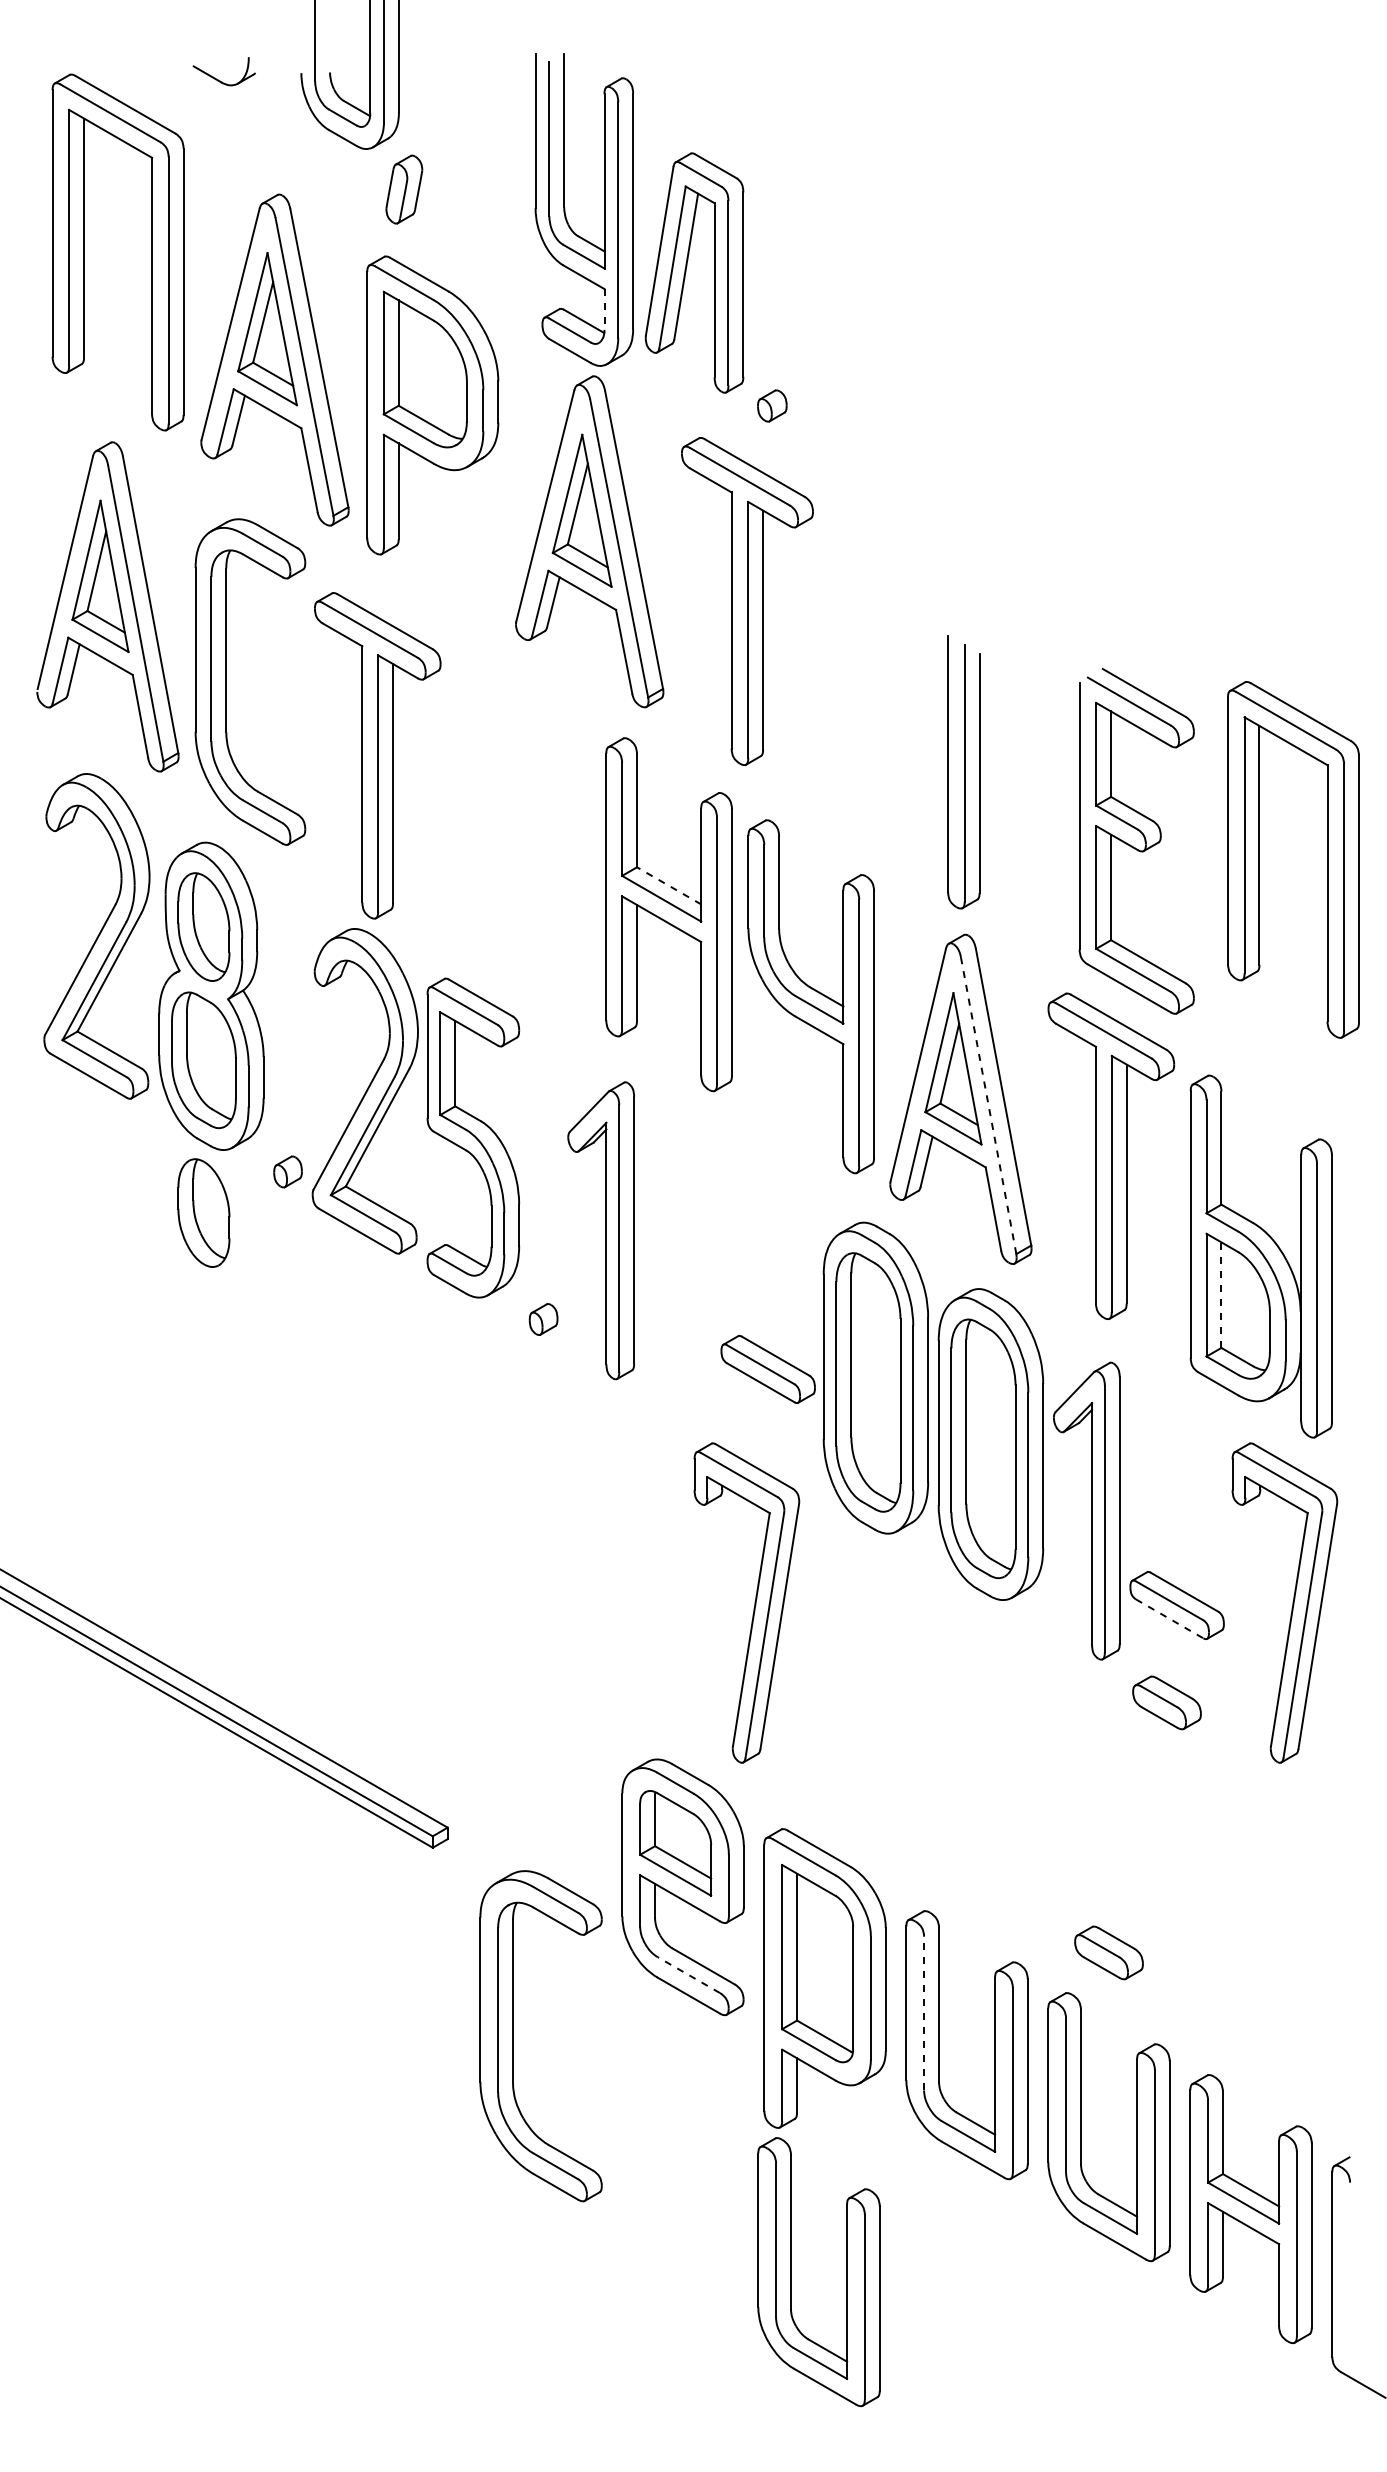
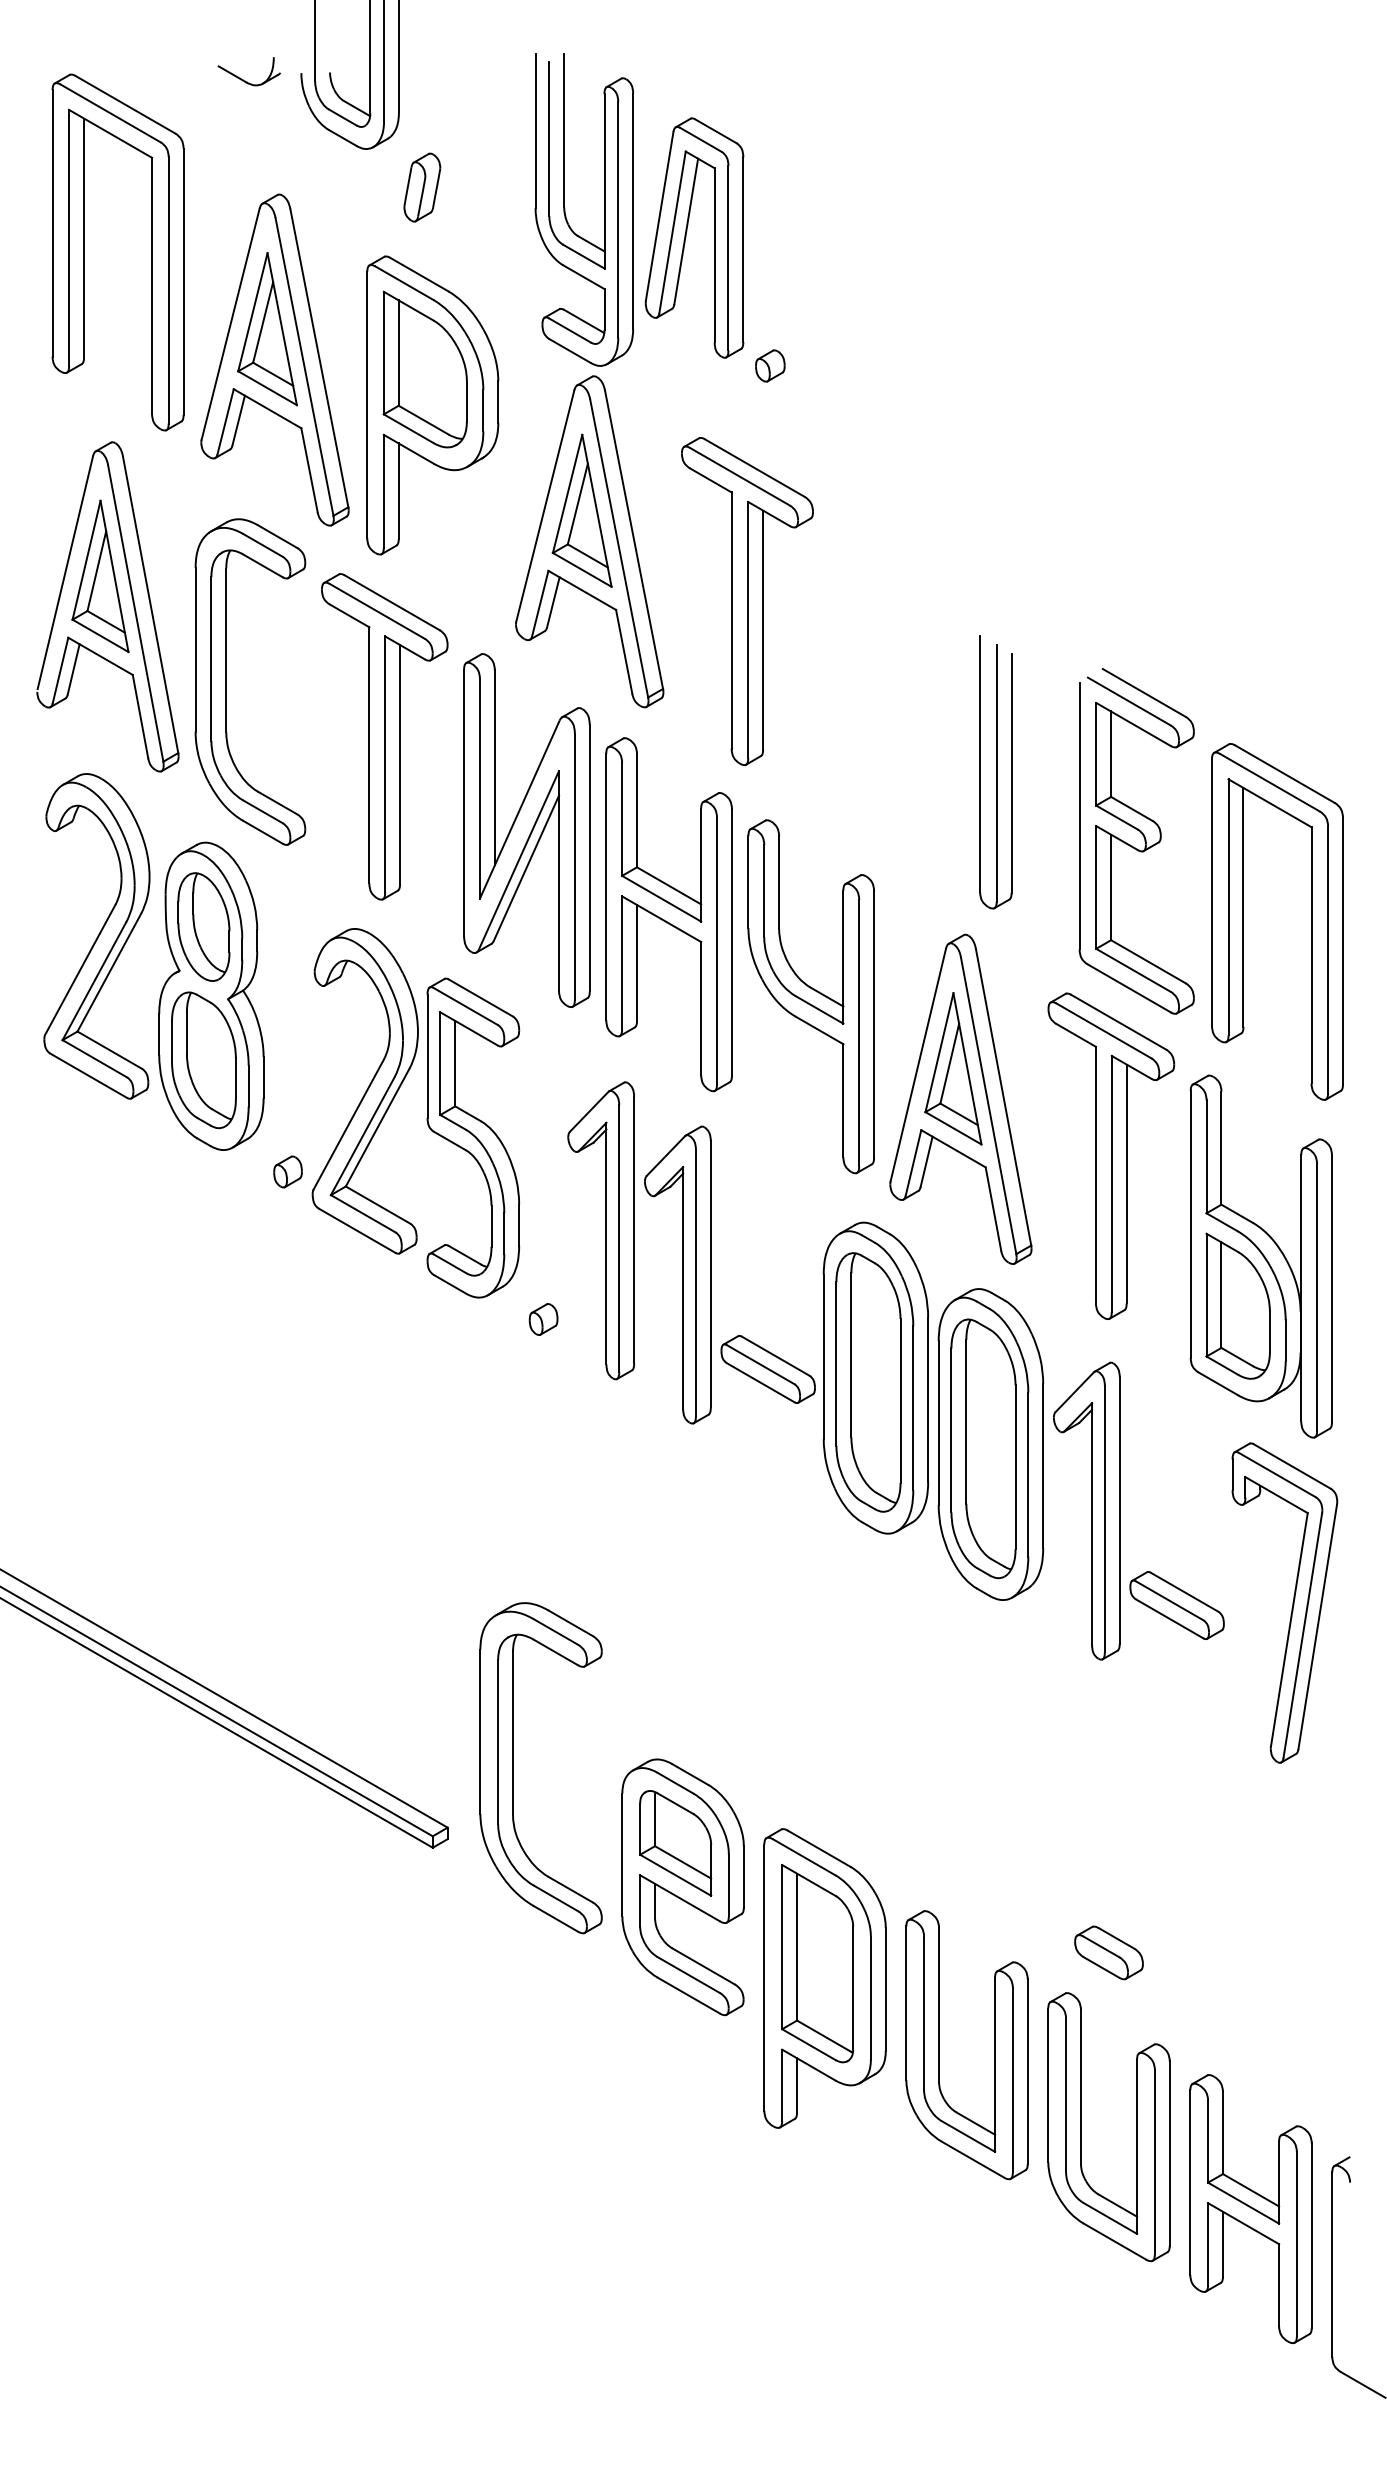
part position: (218, 79) -> (243, 79) (243, 79)
part position: (404, 189) -> (422, 187) (422, 187)
part position: (686, 272) -> (686, 237) (686, 237)
line: dashed -> solid (604, 309)
part position: (772, 405) -> (770, 365) (770, 365)
part position: (377, 755) -> (384, 736) (384, 736)
part position: (963, 772) -> (995, 772) (995, 772)
part: none -> present (526, 830)
part position: (1259, 859) -> (1243, 921) (1243, 921)
line: dashed -> solid (668, 885)
line: dashed -> solid (988, 1105)
part: present -> none (203, 1212)
part: none -> present (677, 1274)
line: dashed -> solid (1221, 1295)
part: present -> none (754, 1602)
line: dashed -> solid (1169, 1618)
part: present -> none (1166, 1702)
line: dashed -> solid (688, 1975)
line: dashed -> solid (924, 2013)
part position: (513, 2036) -> (513, 1768) (513, 1768)
part: present -> none (791, 2272)
